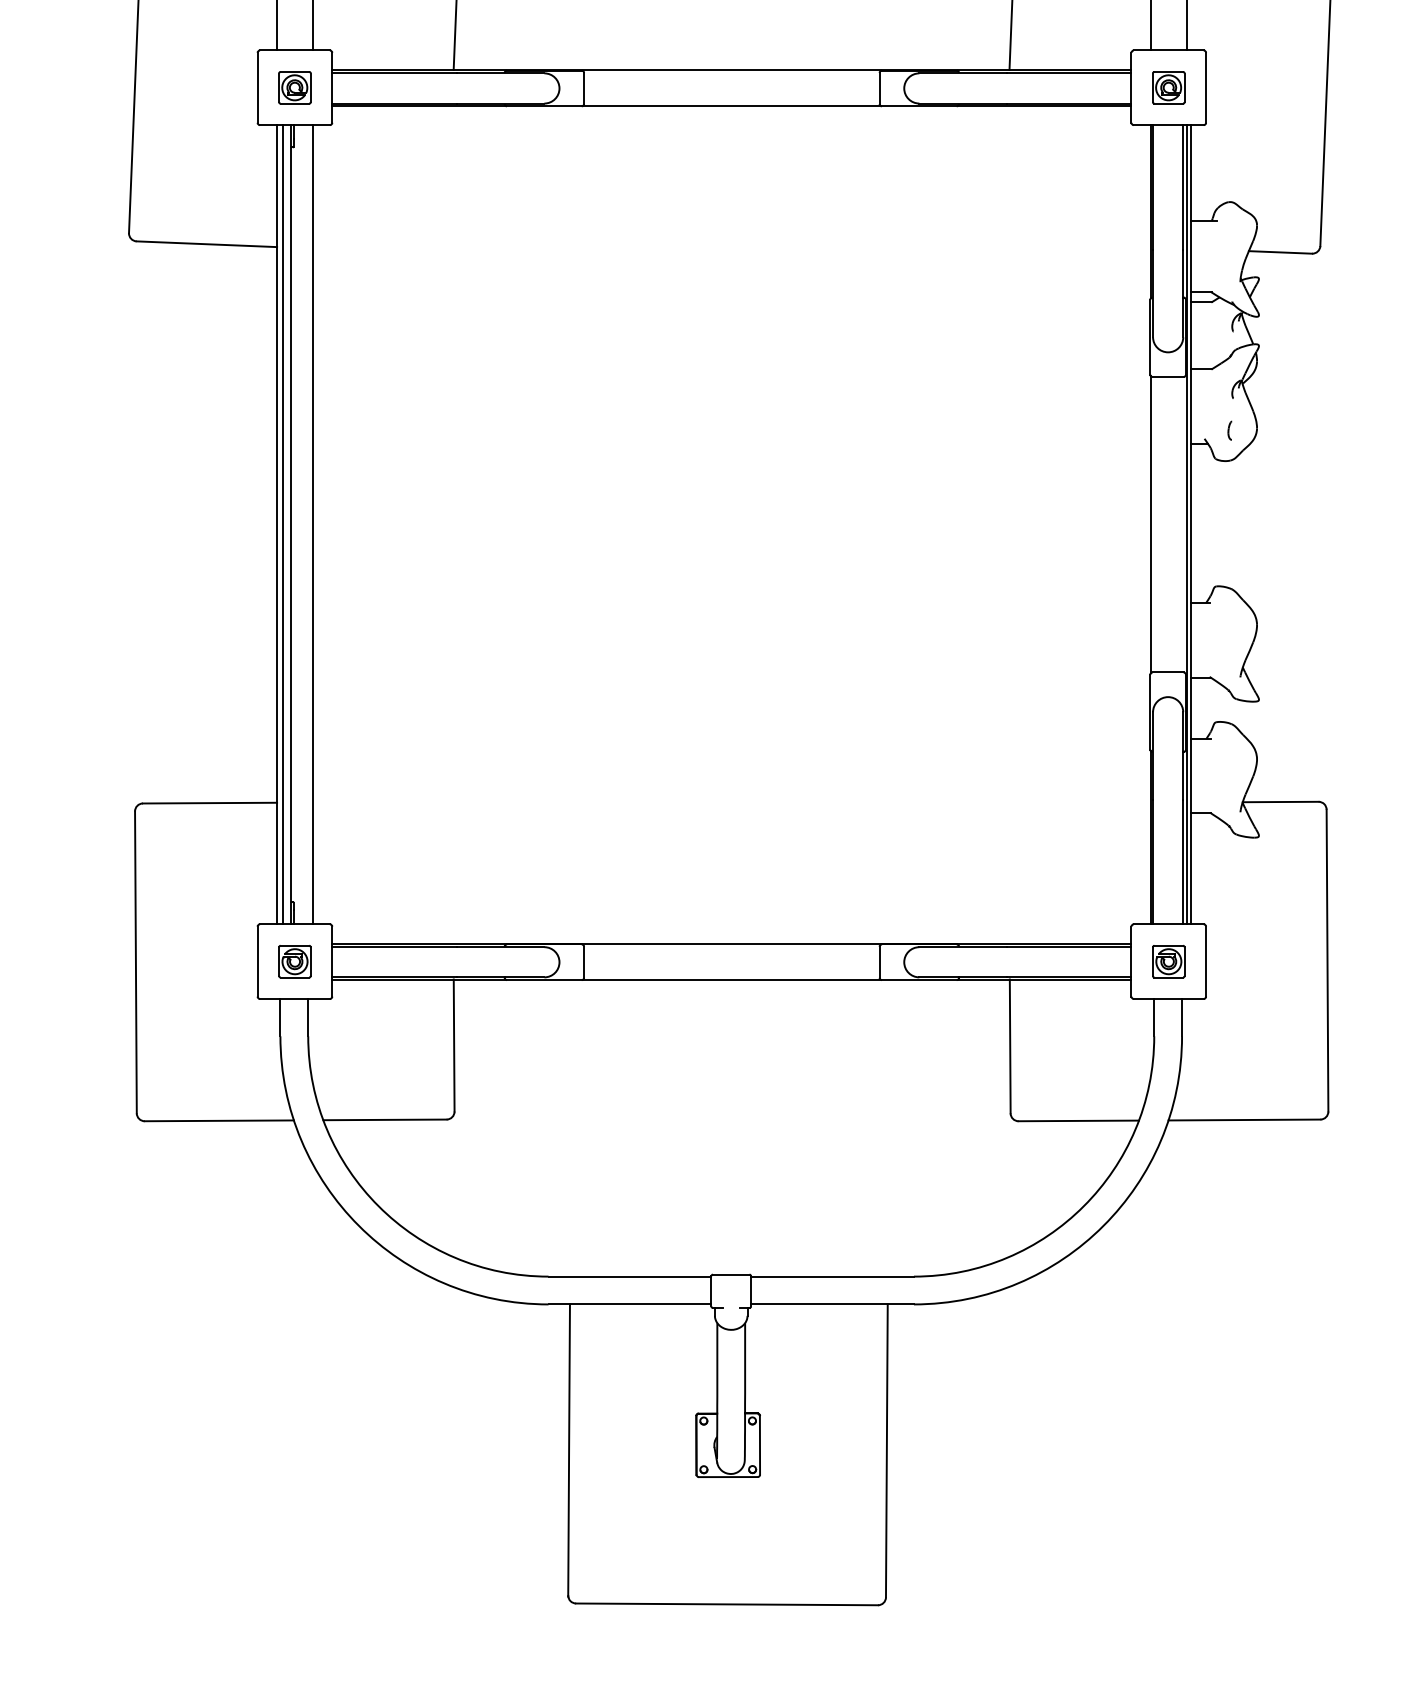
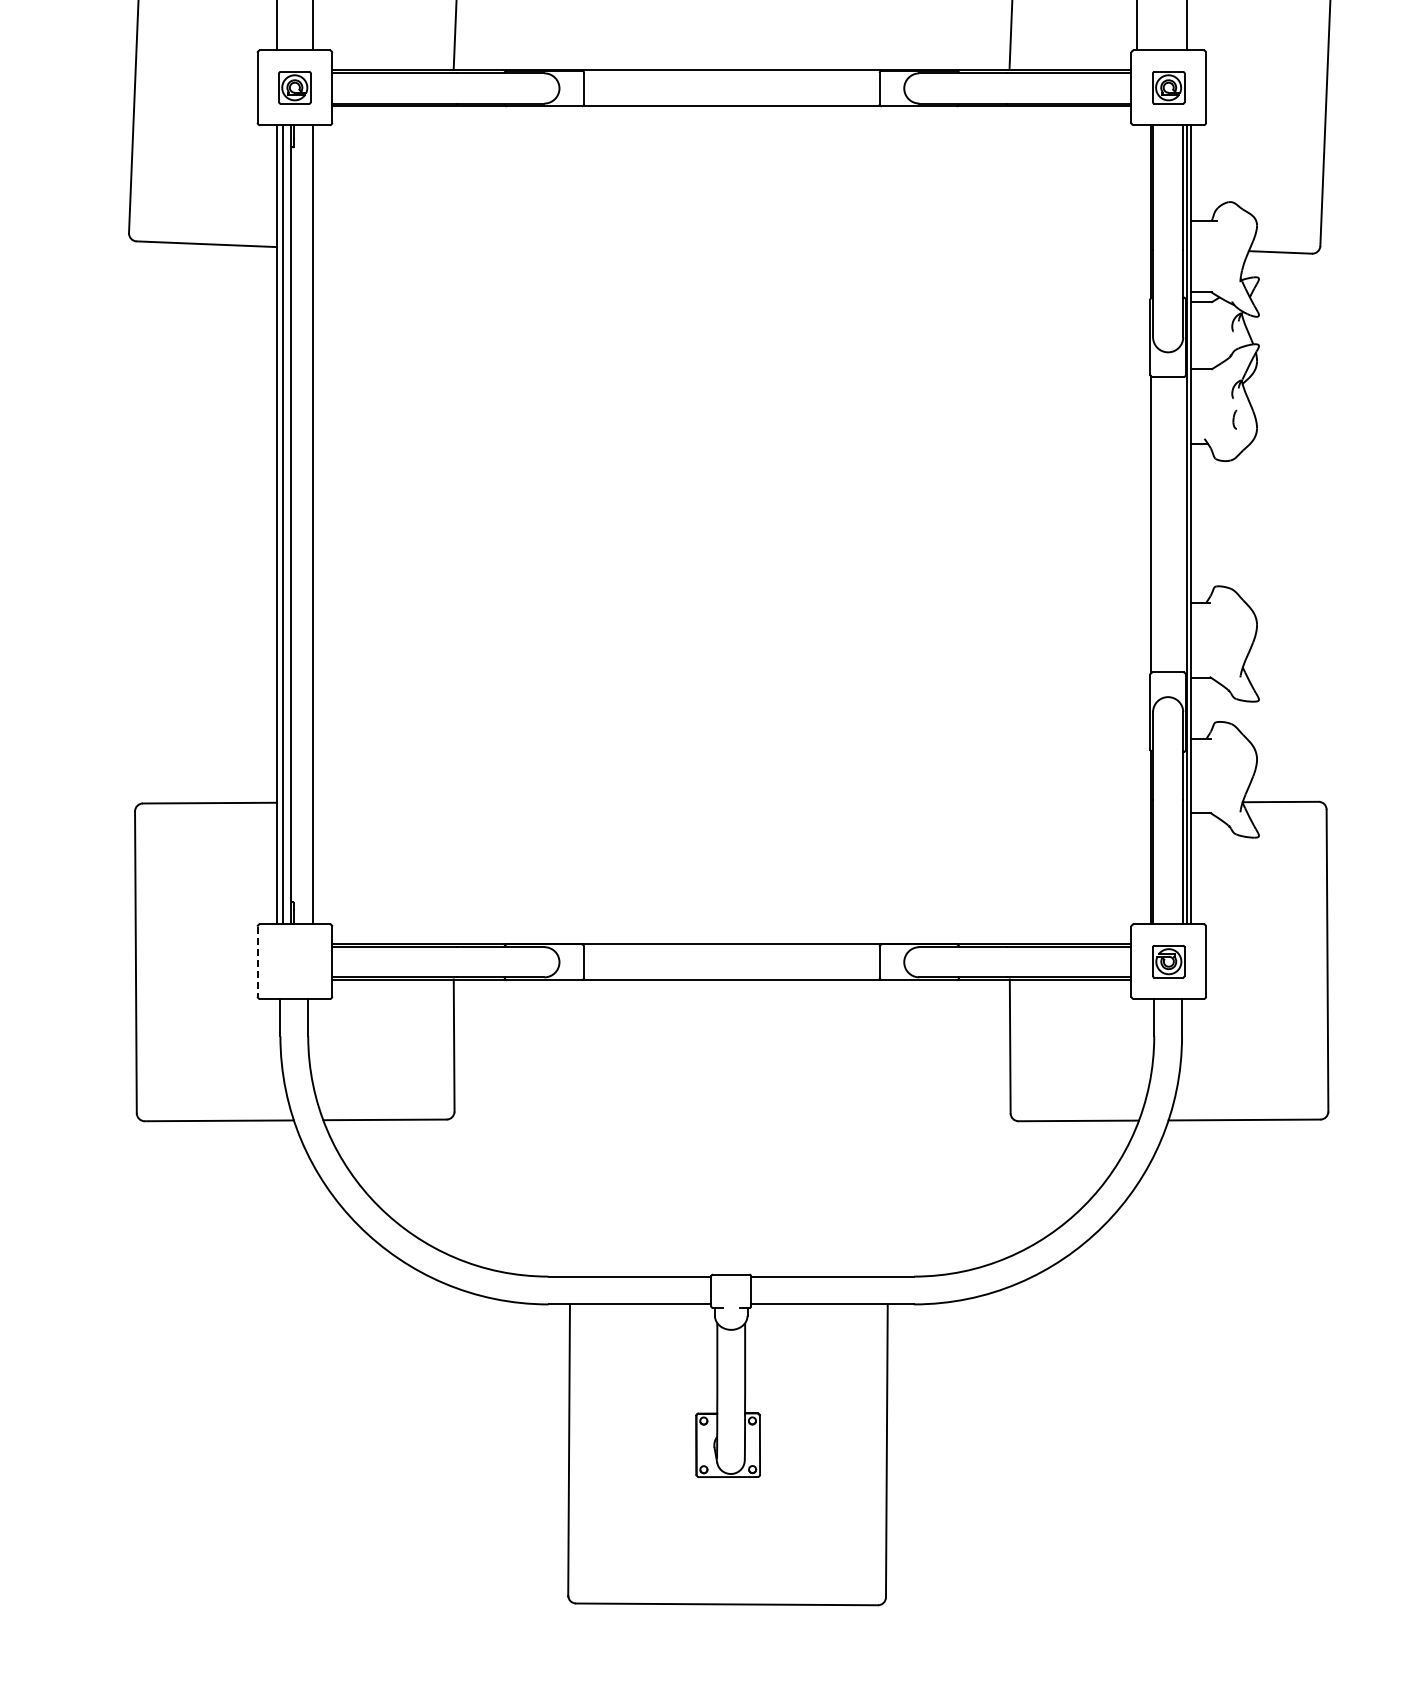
line position: (1150, 26) -> (1136, 26) (1136, 26)
part position: (1229, 430) -> (1234, 419) (1234, 419)
line: solid -> dashed (257, 961)
part: present -> none (294, 961)
